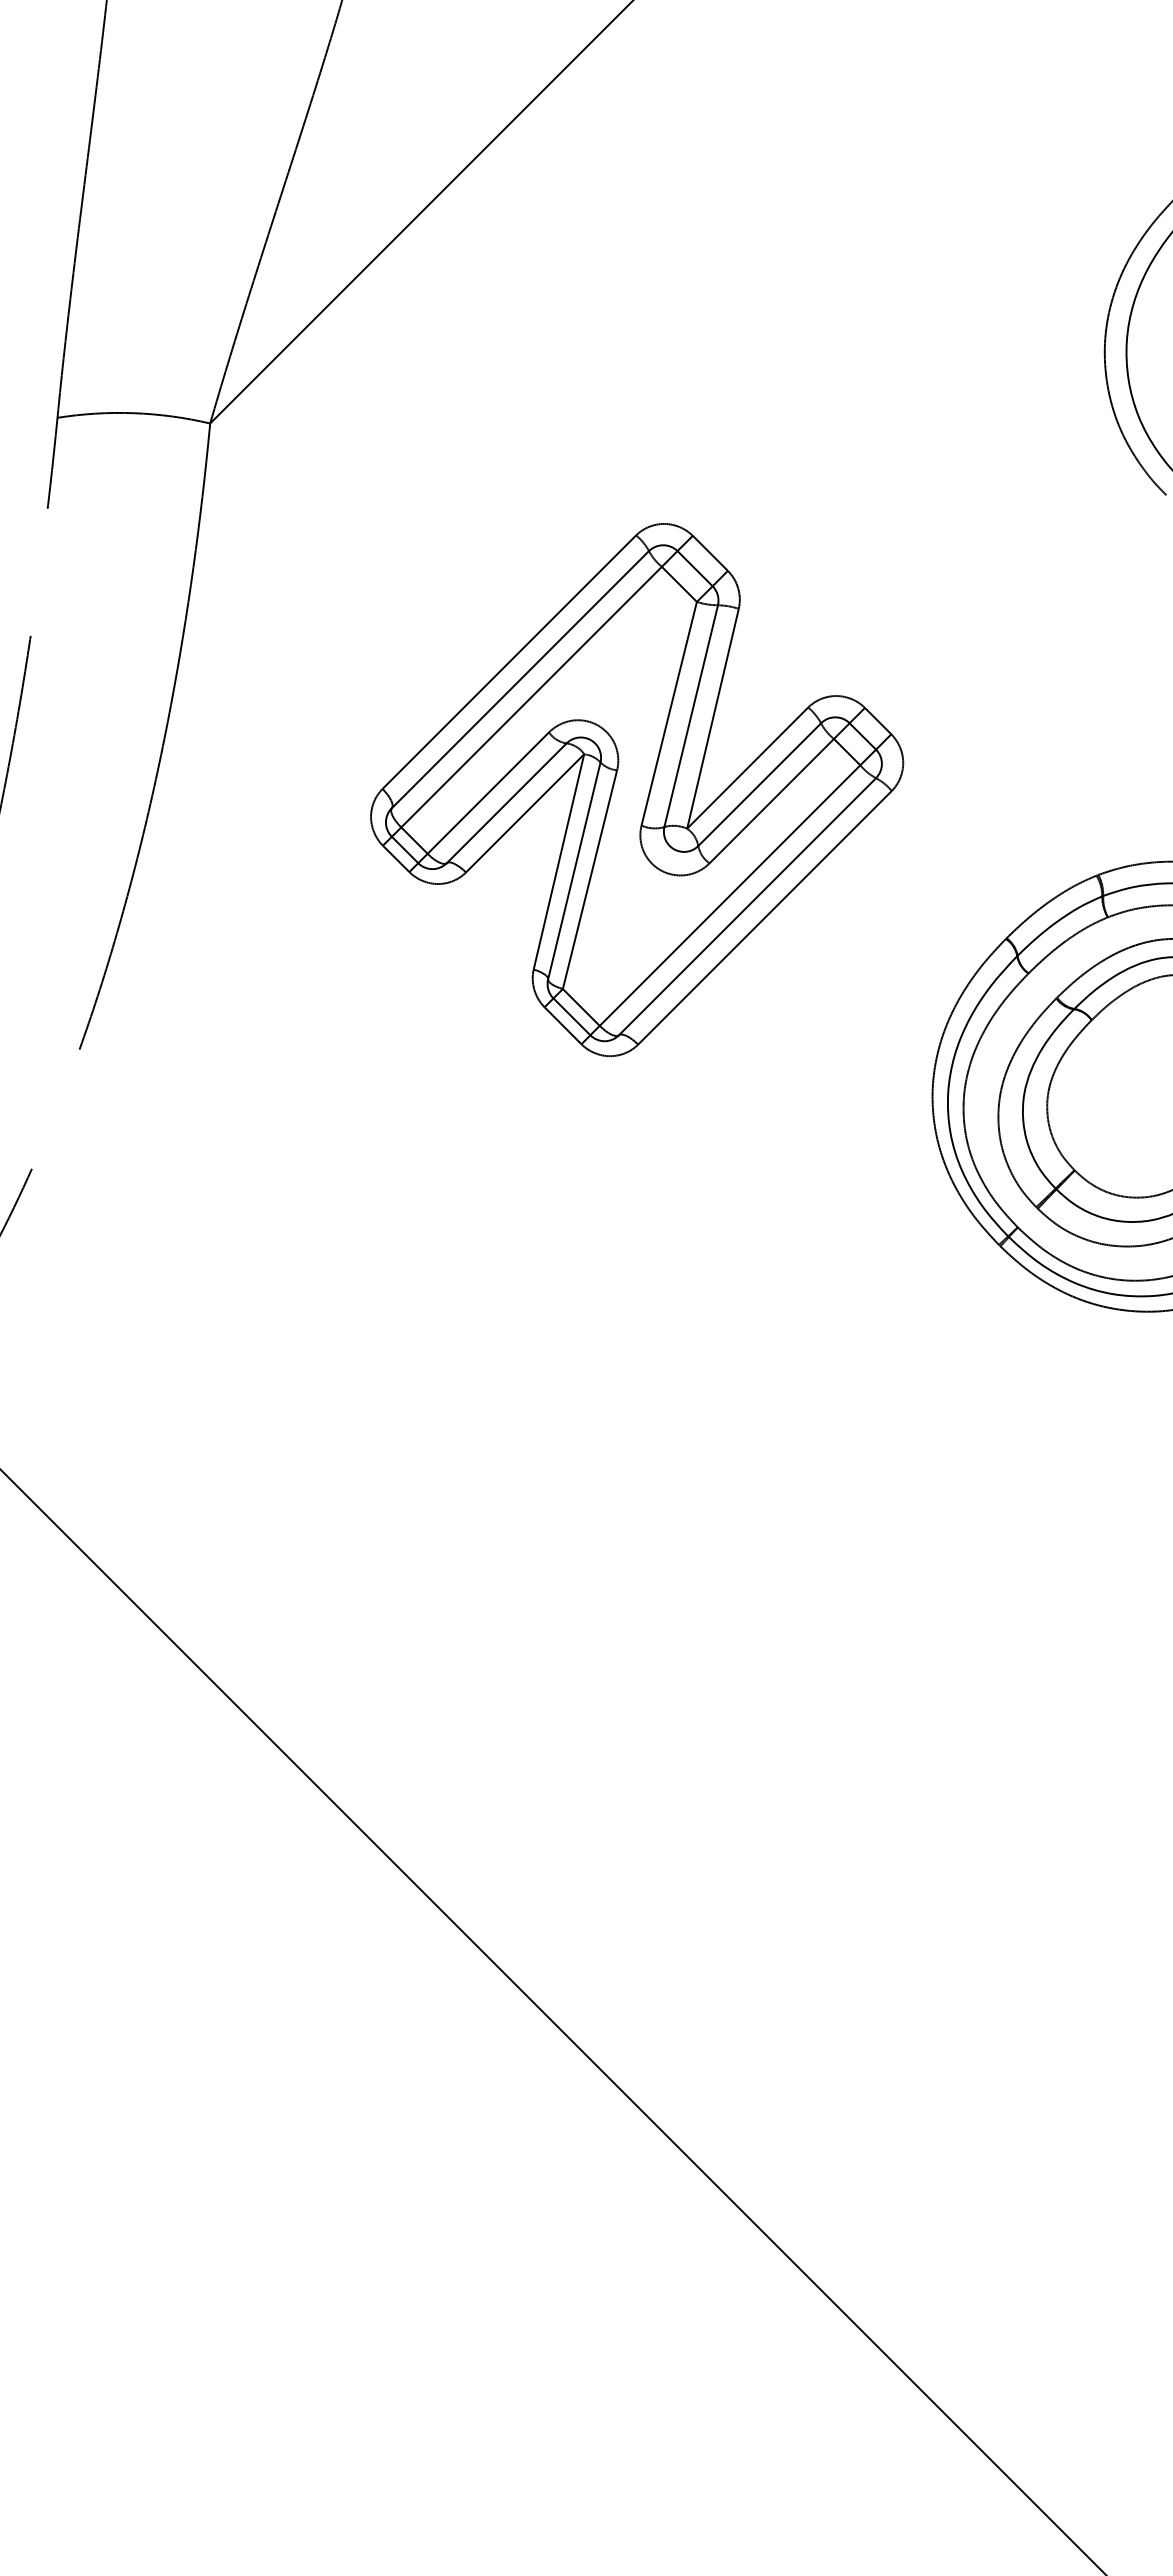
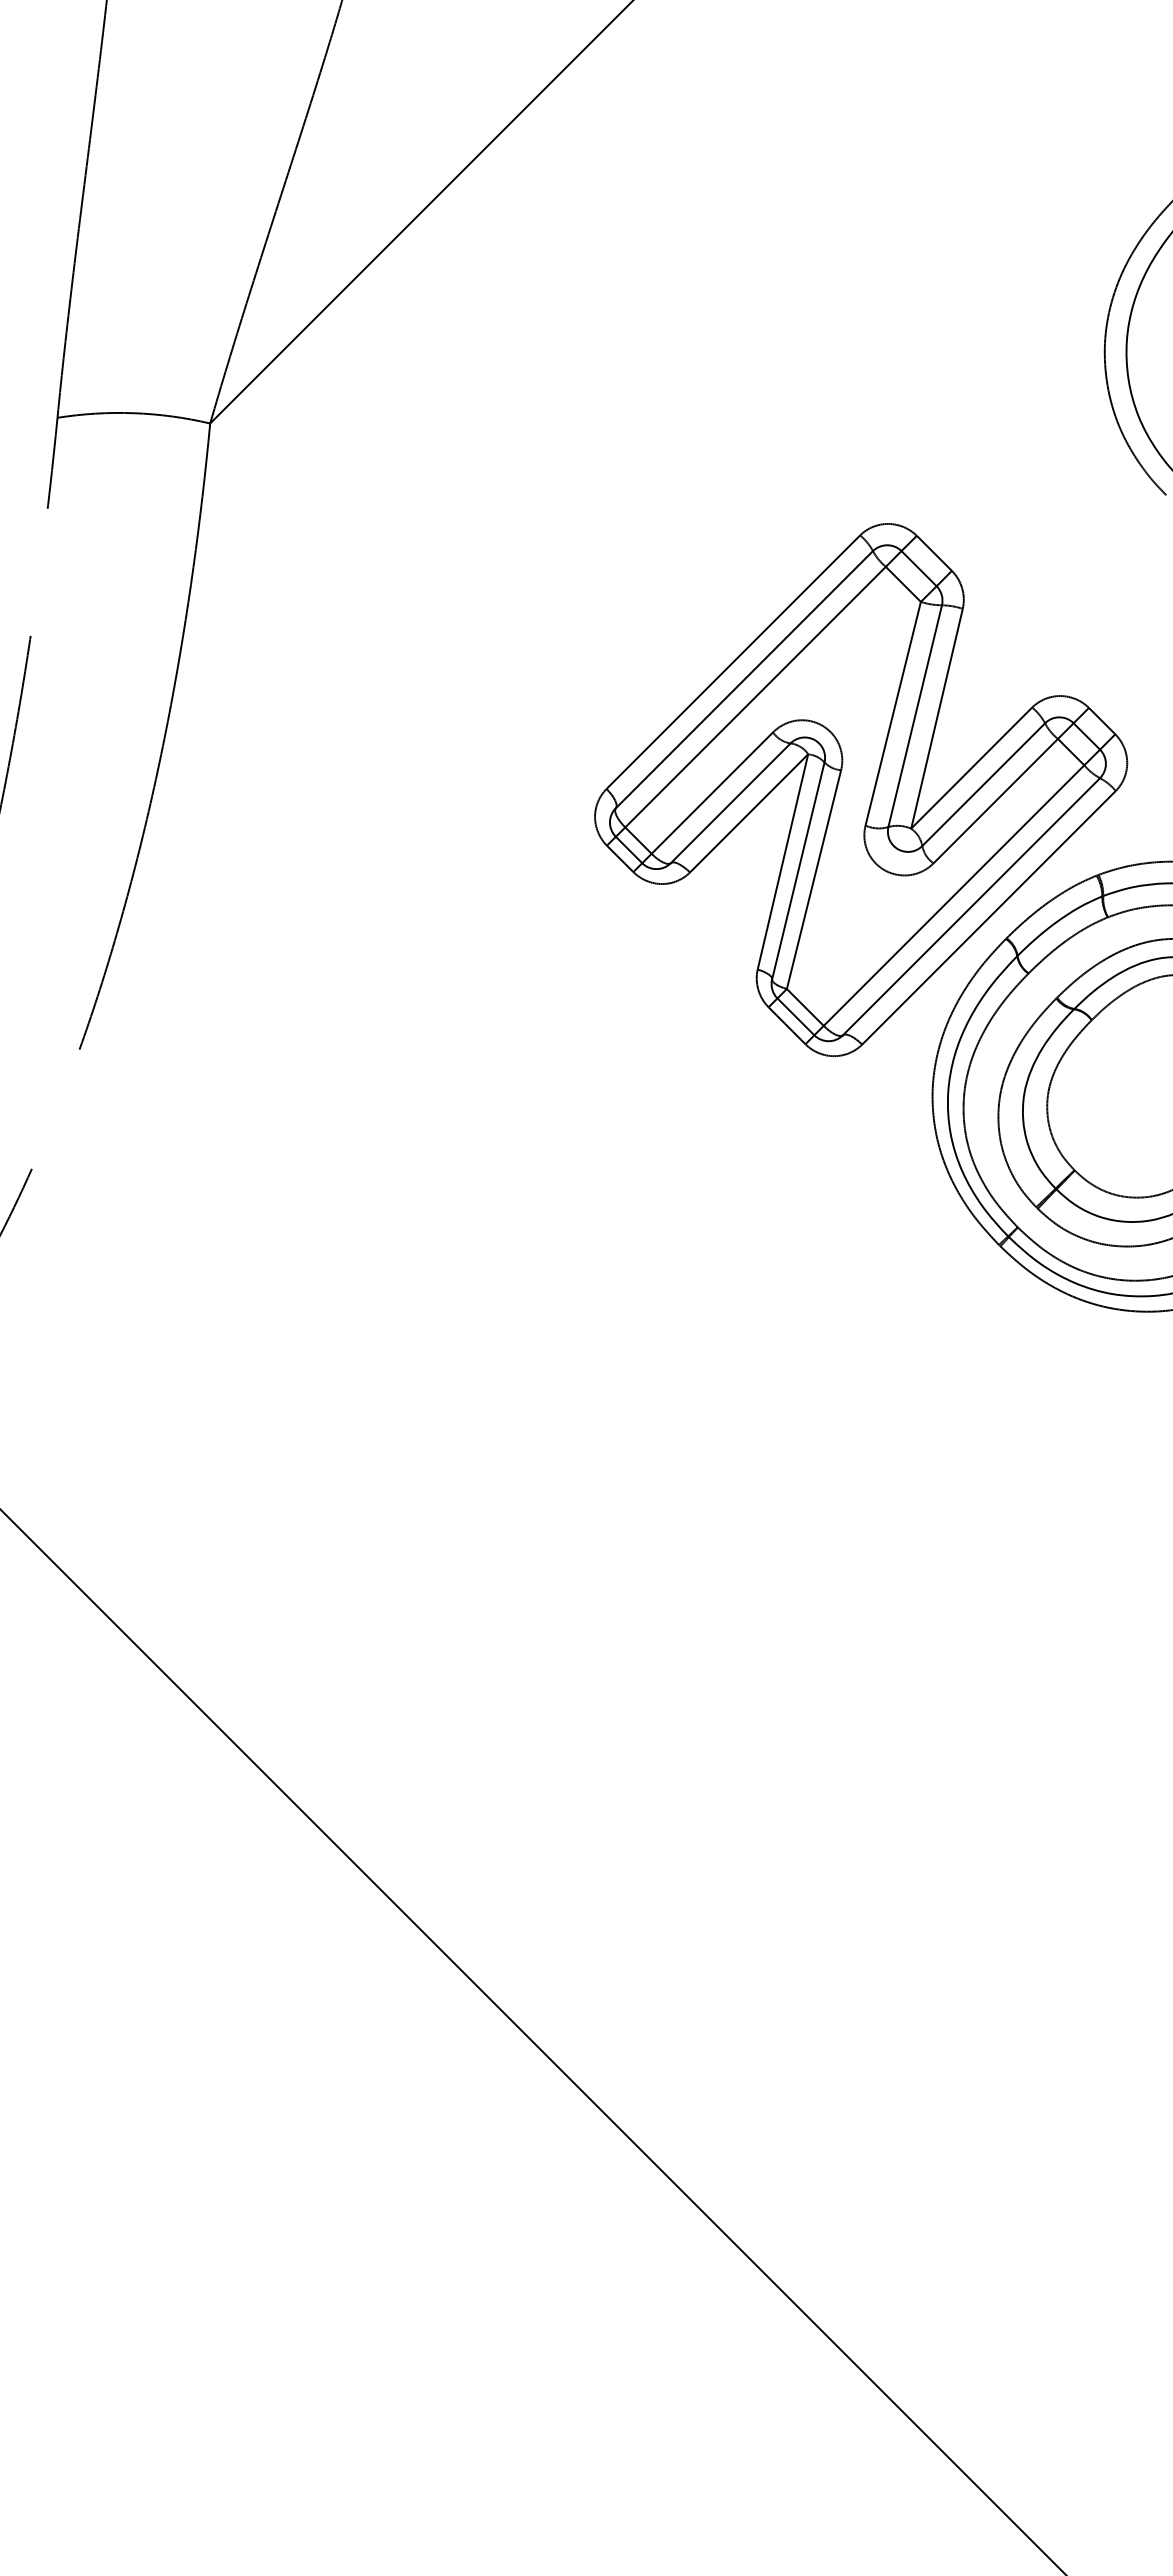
part position: (637, 790) -> (861, 790) (861, 790)
line position: (552, 2021) -> (532, 2041) (532, 2041)
